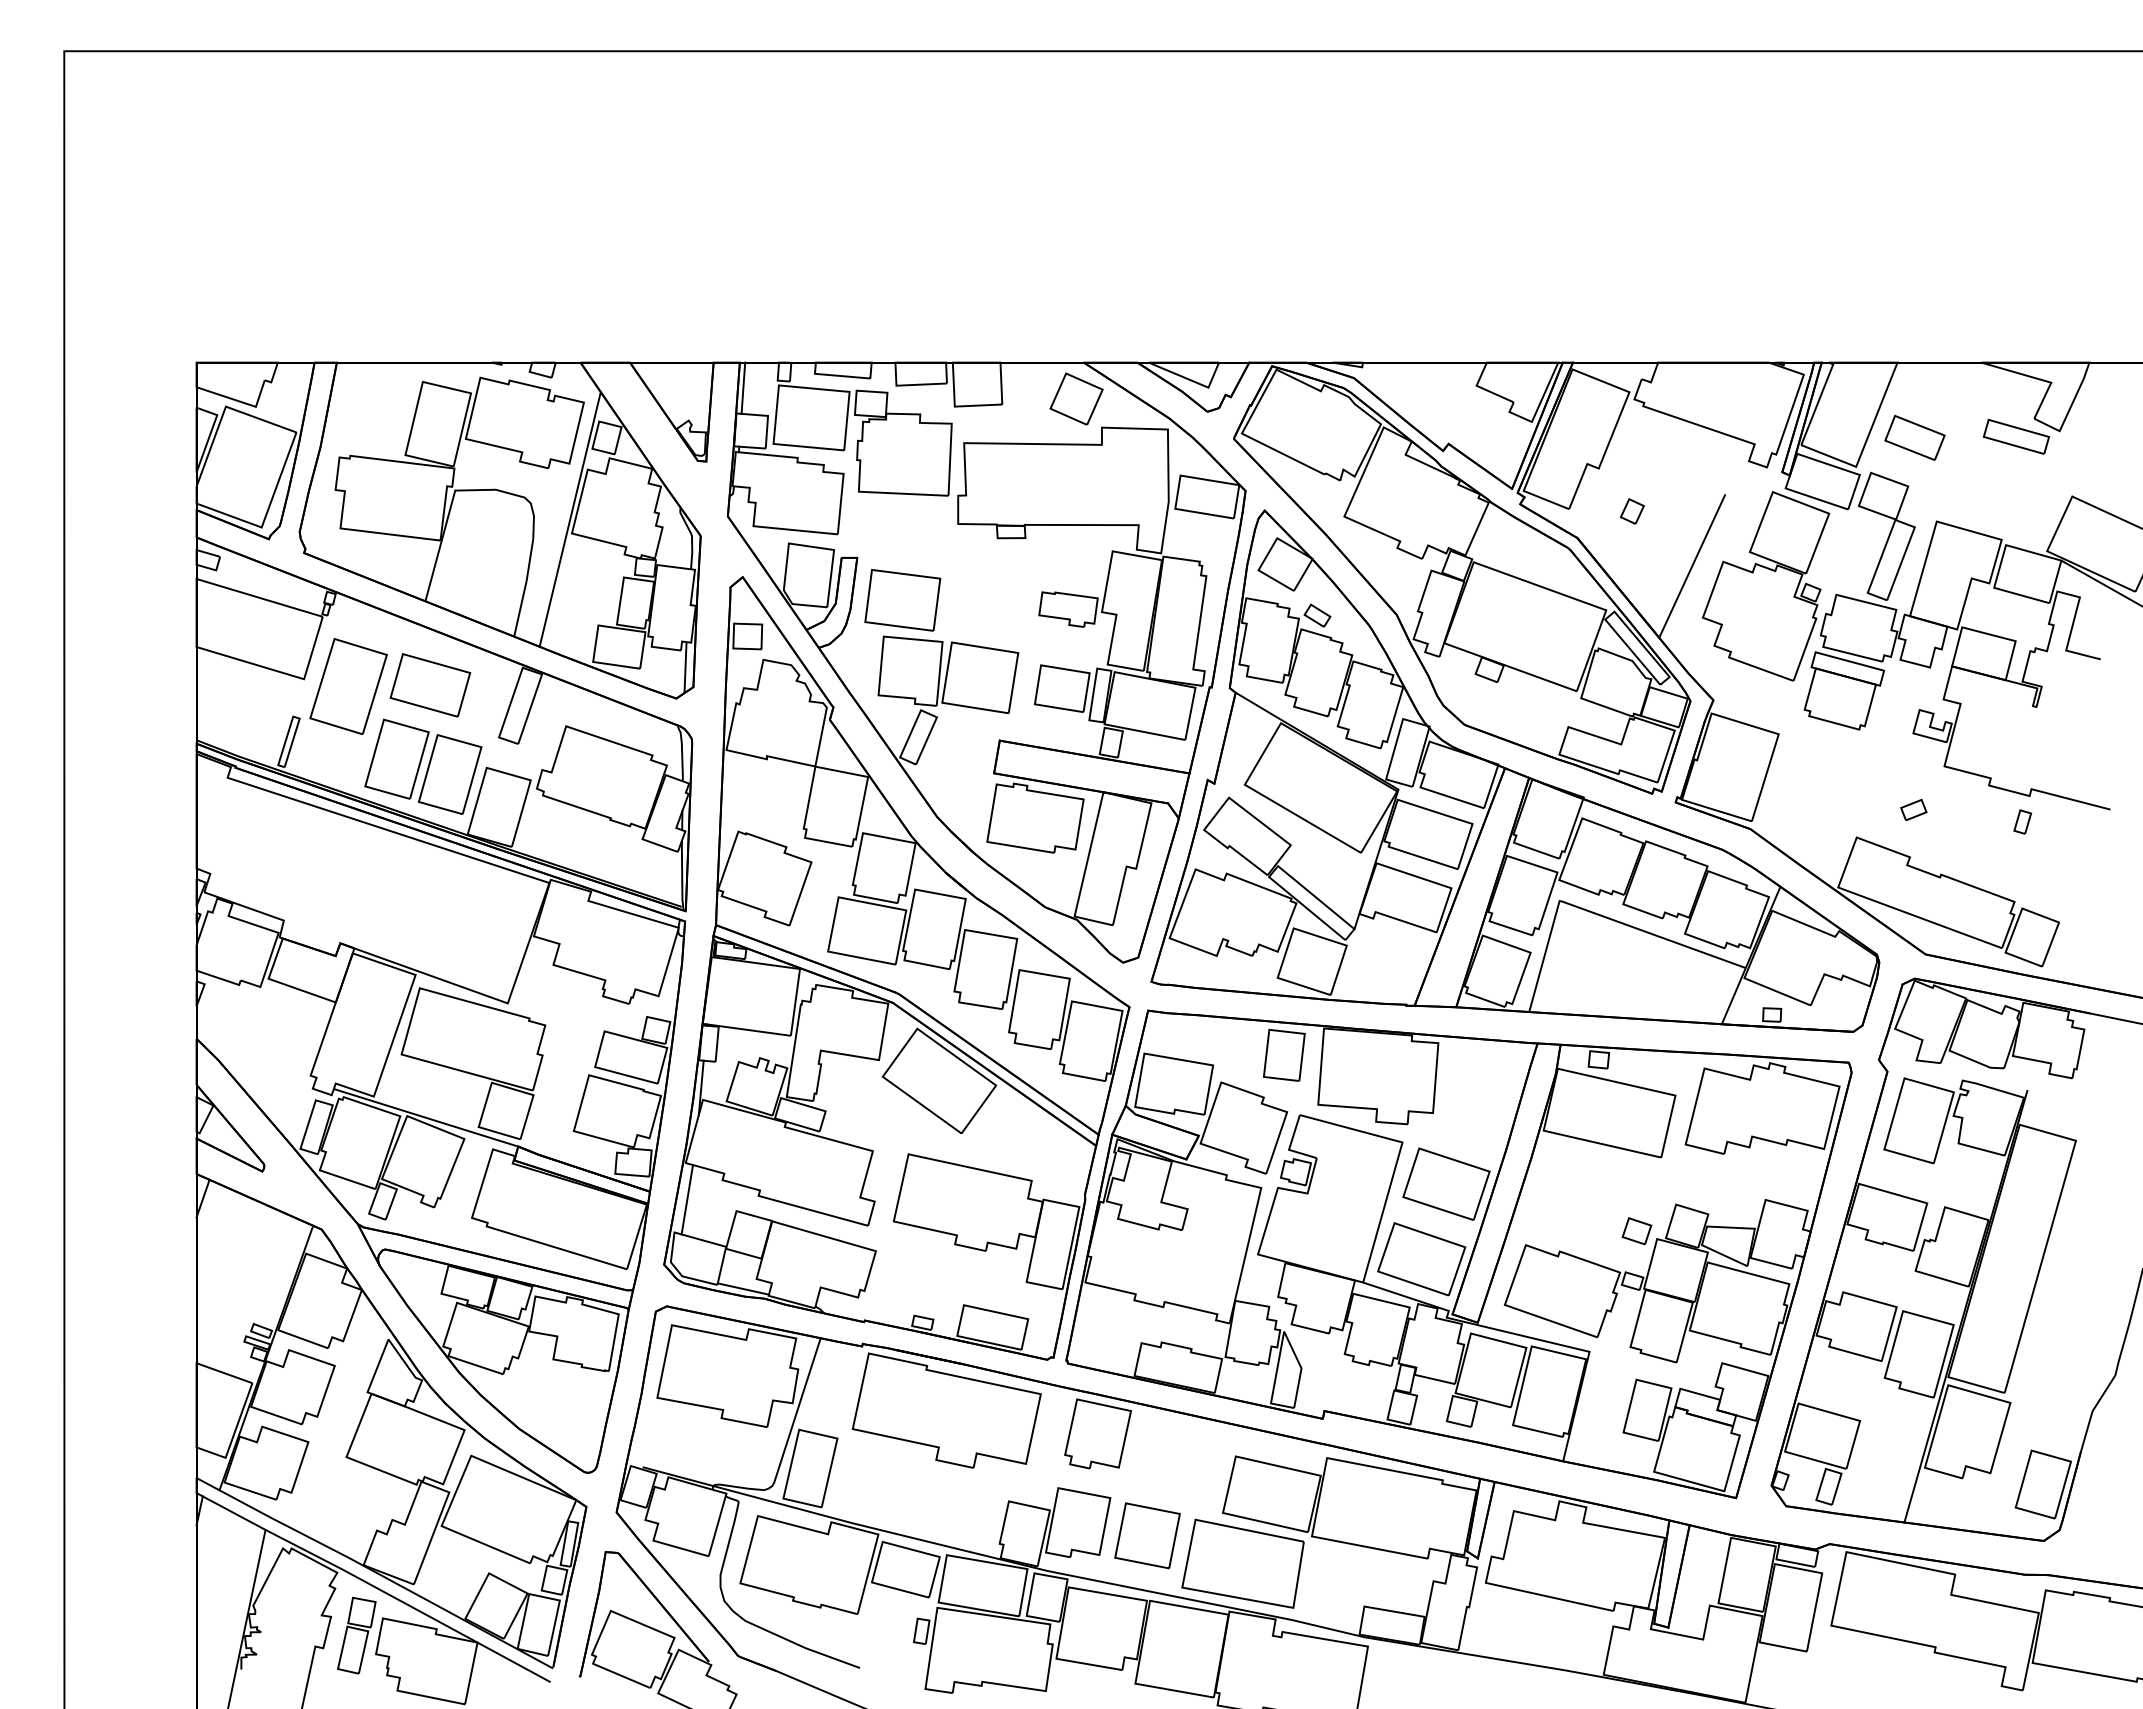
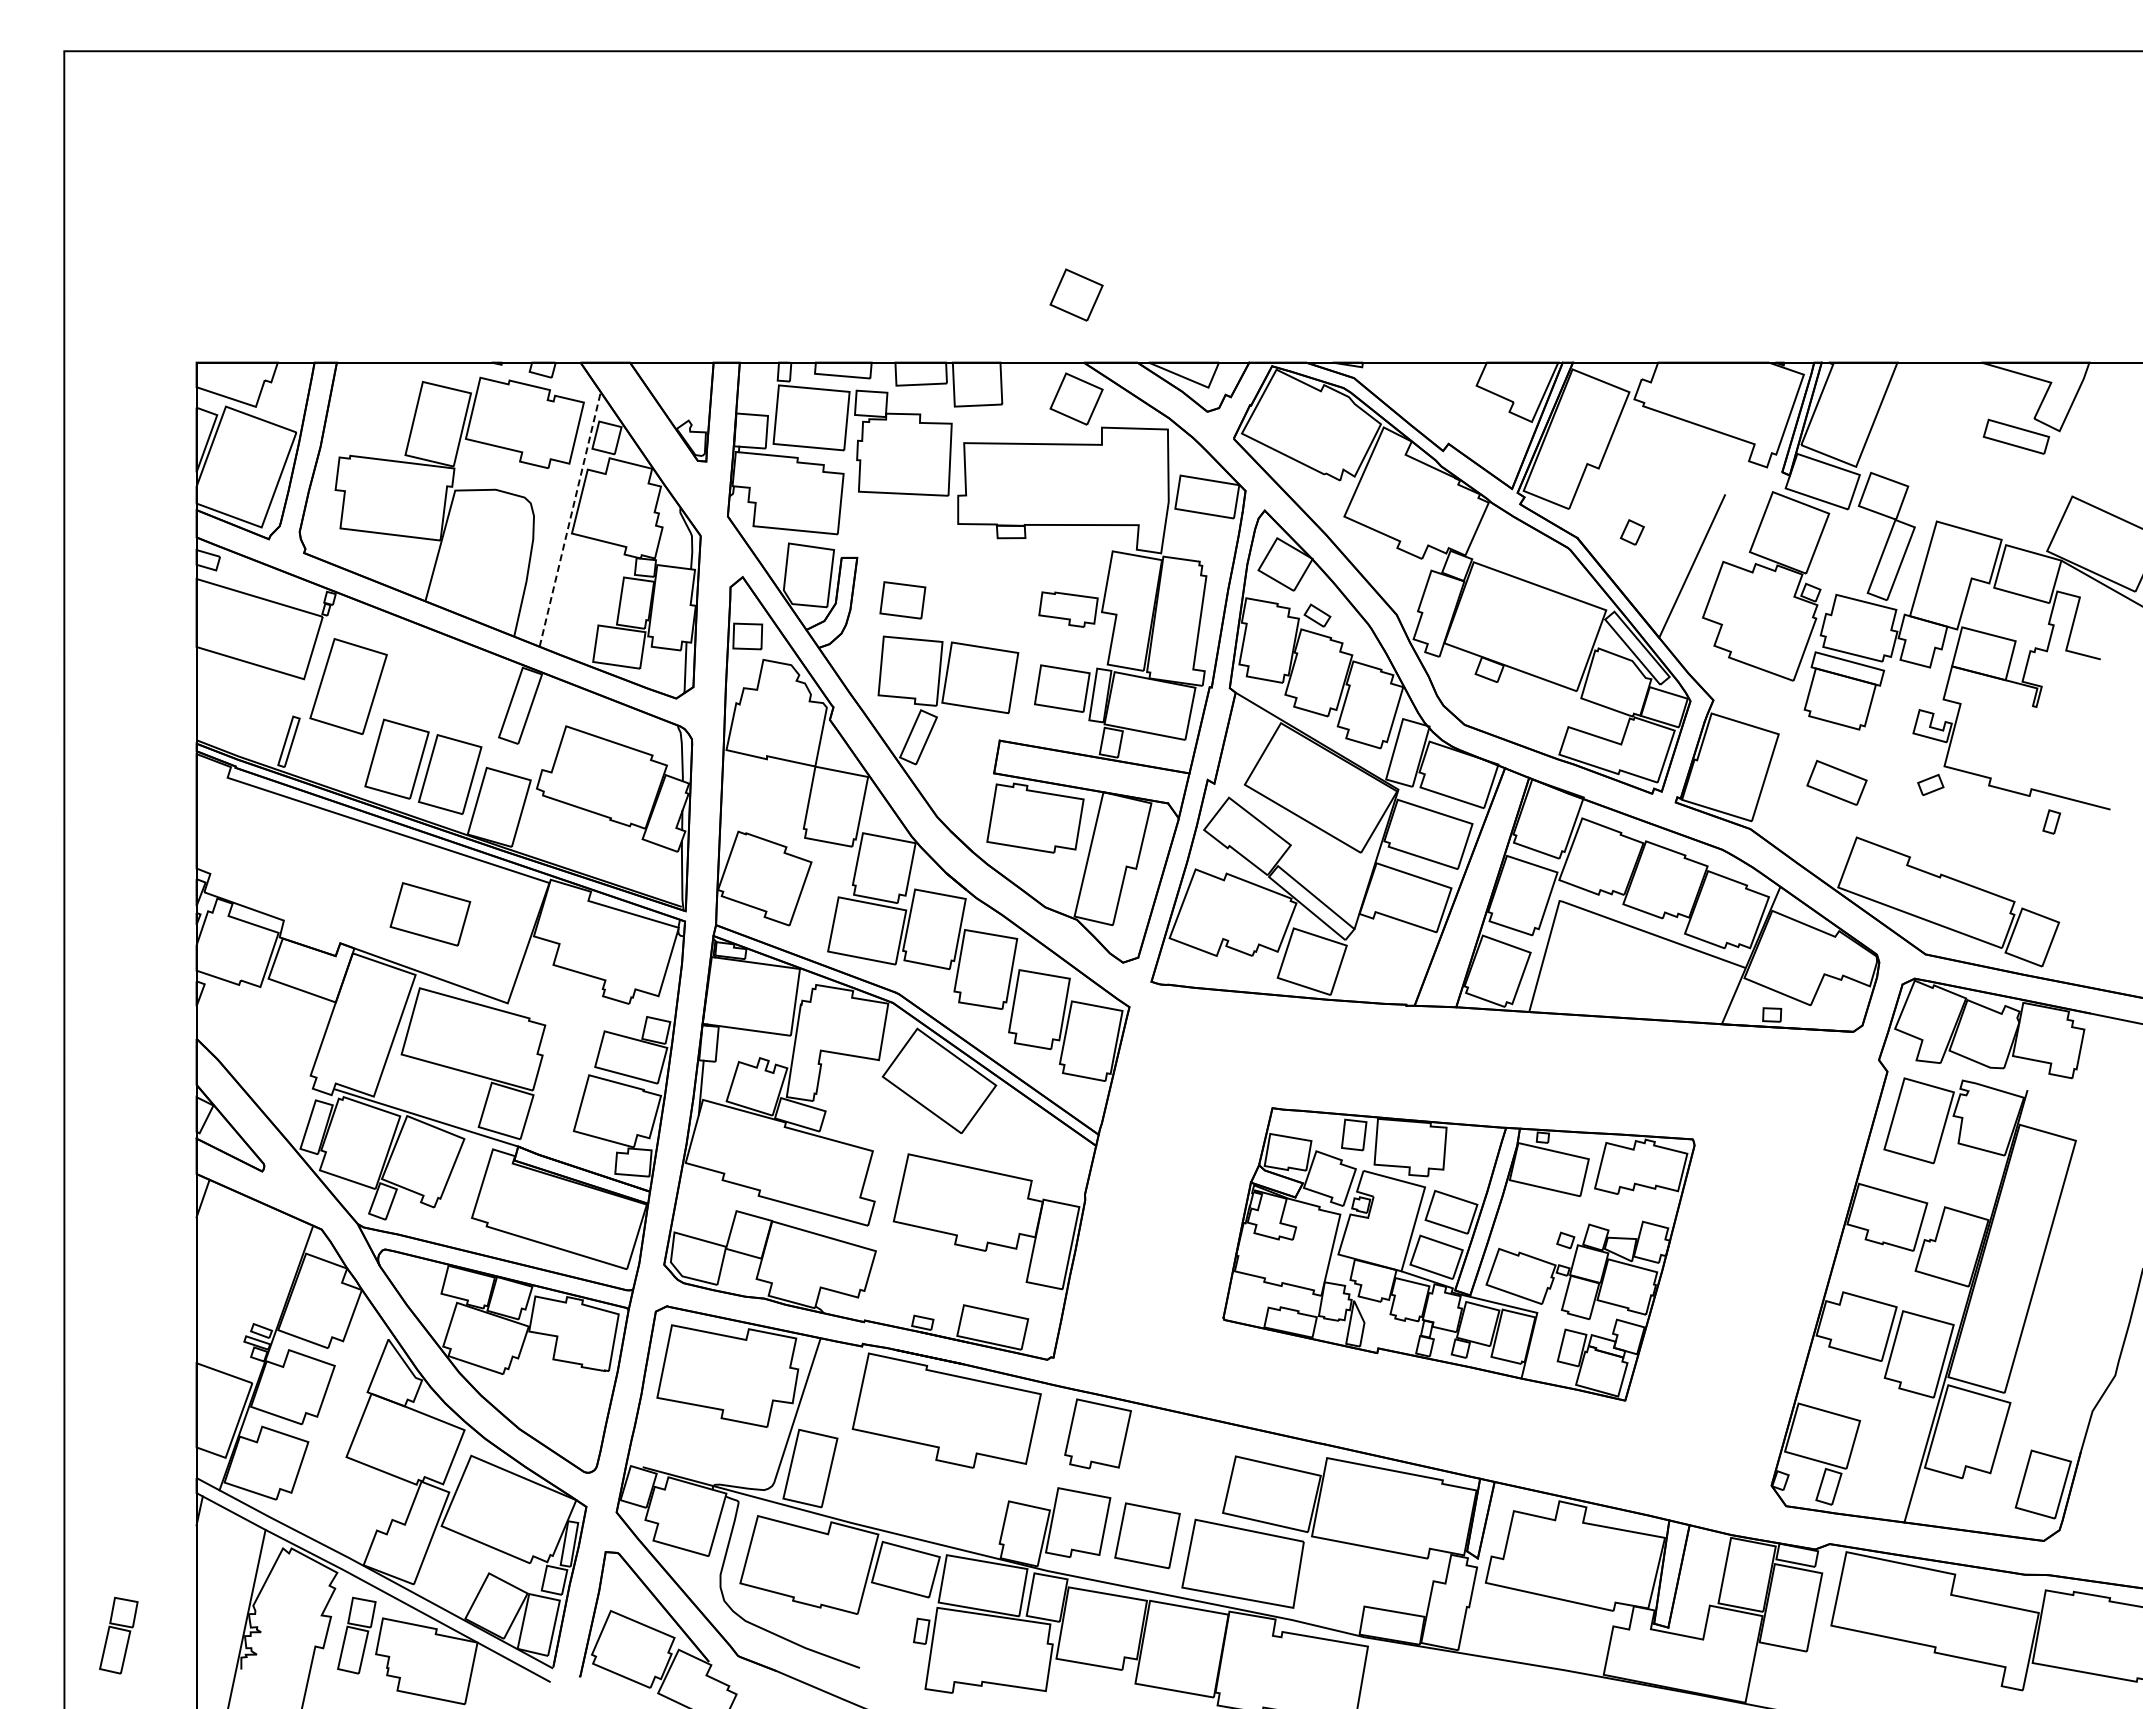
part: none -> present (1076, 294)
line: present -> none (743, 387)
part position: (1914, 437) -> (1836, 782) (1836, 782)
part position: (1631, 511) -> (1631, 532) (1631, 532)
line: solid -> dashed (570, 519)
part size: 78x63 px -> 48x39 px (902, 600)
part position: (430, 685) -> (430, 914) (430, 914)
part position: (1913, 809) -> (1930, 784) (1930, 784)
part position: (2022, 821) -> (2051, 821) (2051, 821)
line: present -> none (687, 1199)
part size: 788x491 px -> 474x295 px (1458, 1254)
line: present -> none (742, 1288)
part: none -> present (118, 1635)
